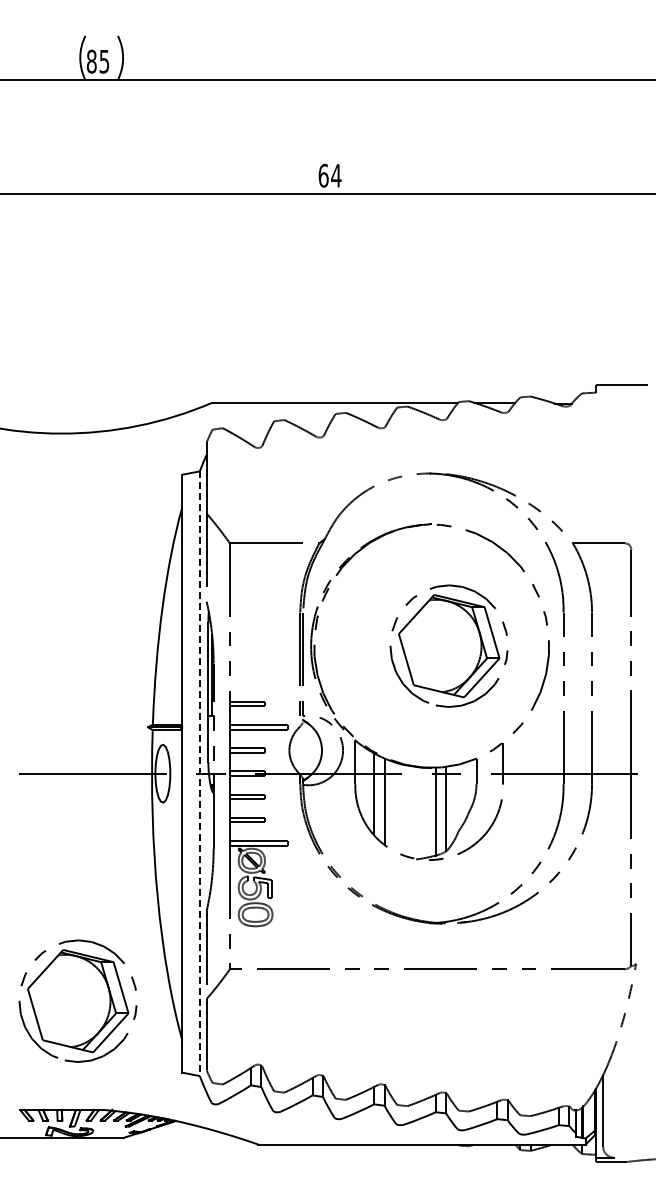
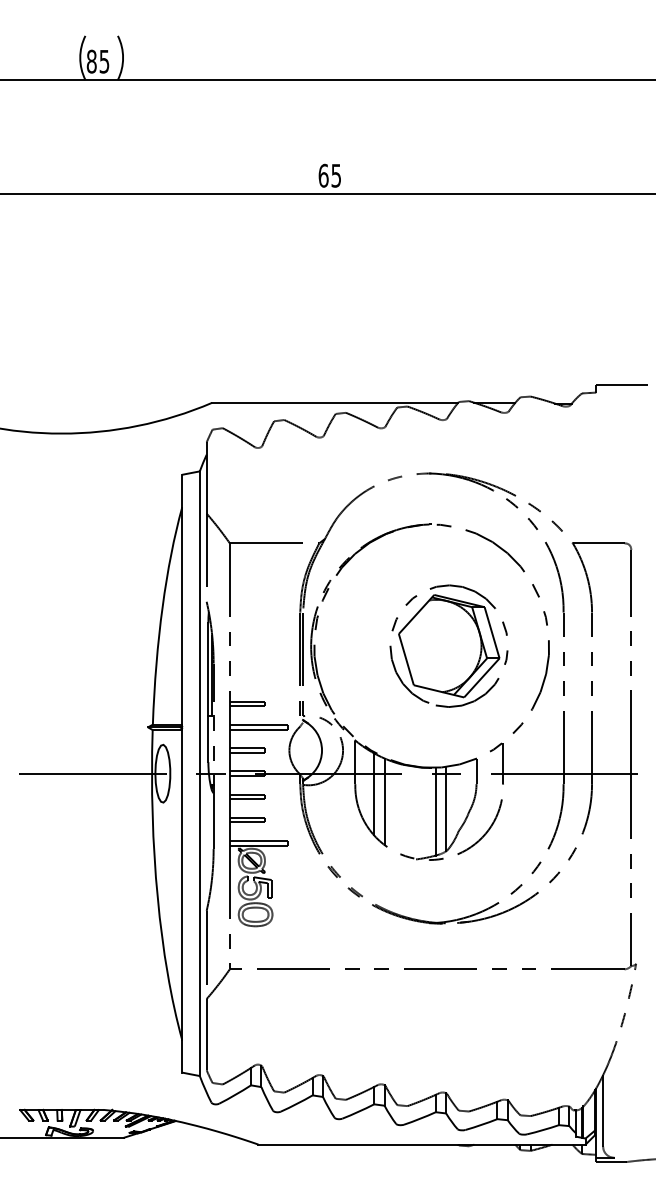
text: 64 -> 65 (336, 175)
line: dashed -> solid (199, 774)
part: present -> none (77, 1000)
